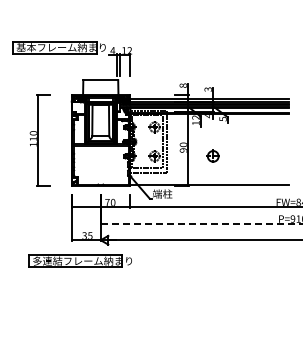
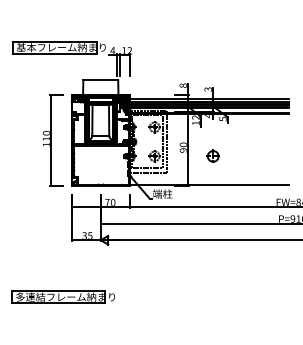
part position: (39, 140) -> (52, 140) (52, 140)
line: dashed -> solid (201, 223)
part position: (79, 260) -> (62, 296) (62, 296)
